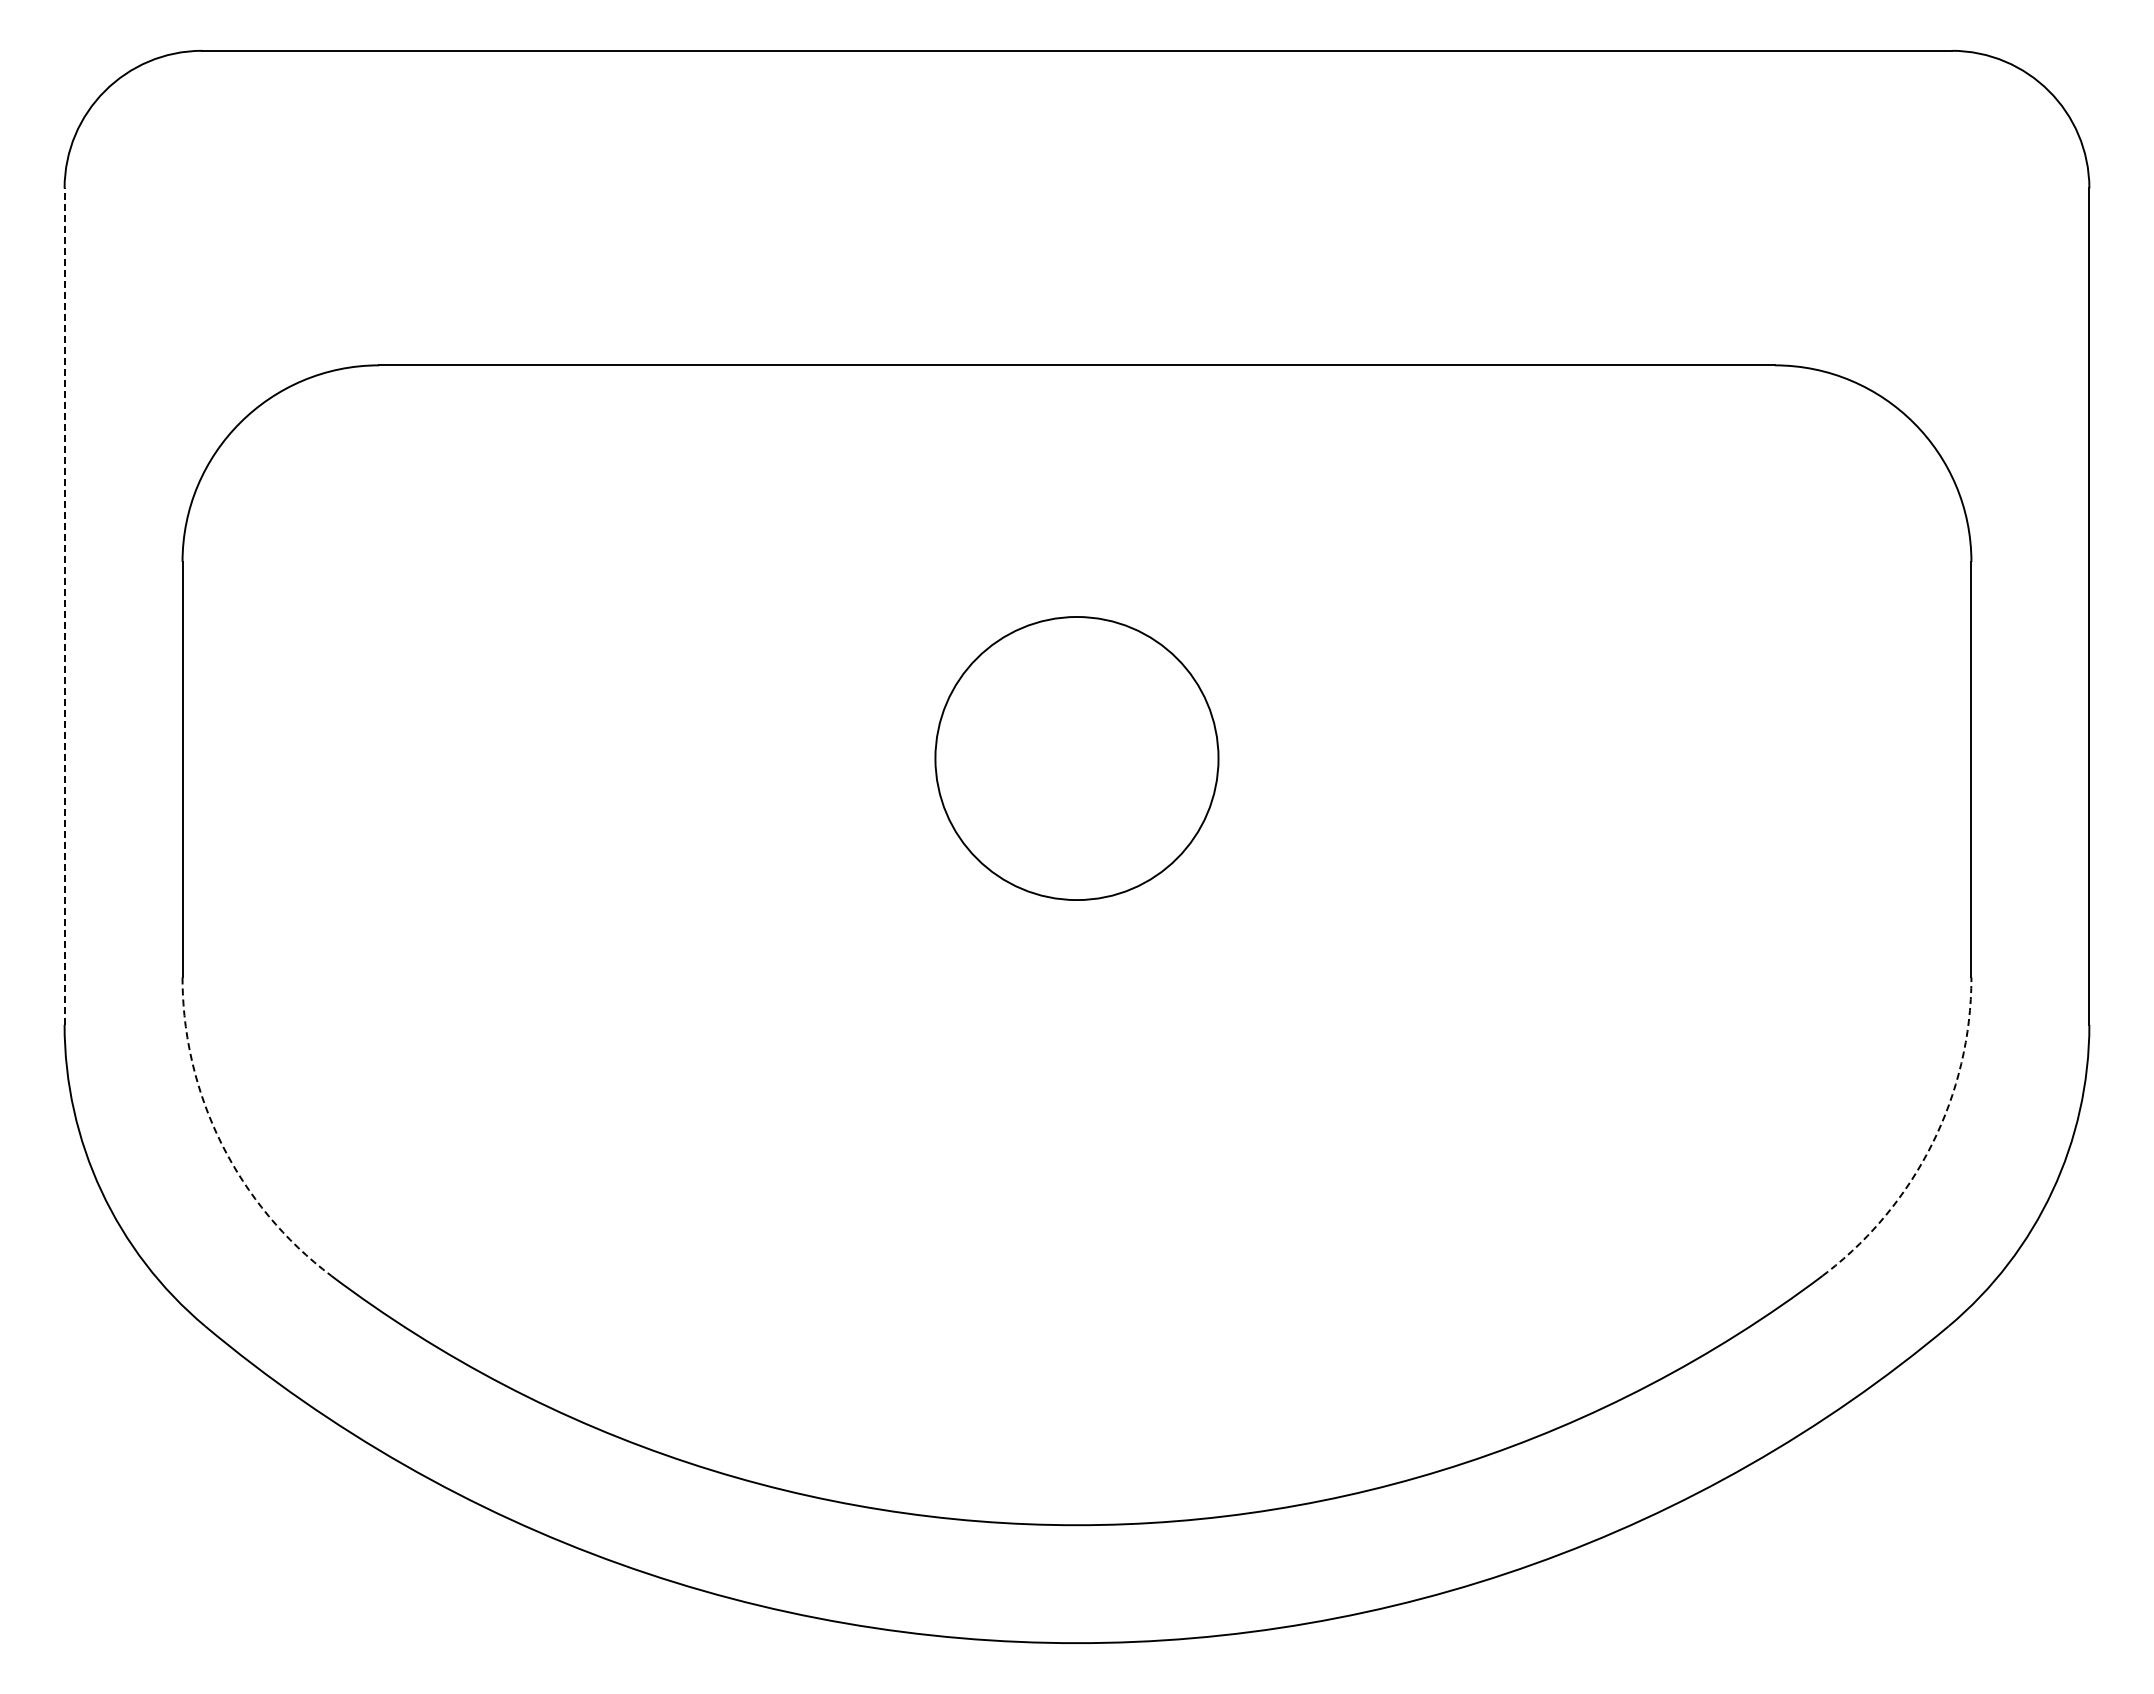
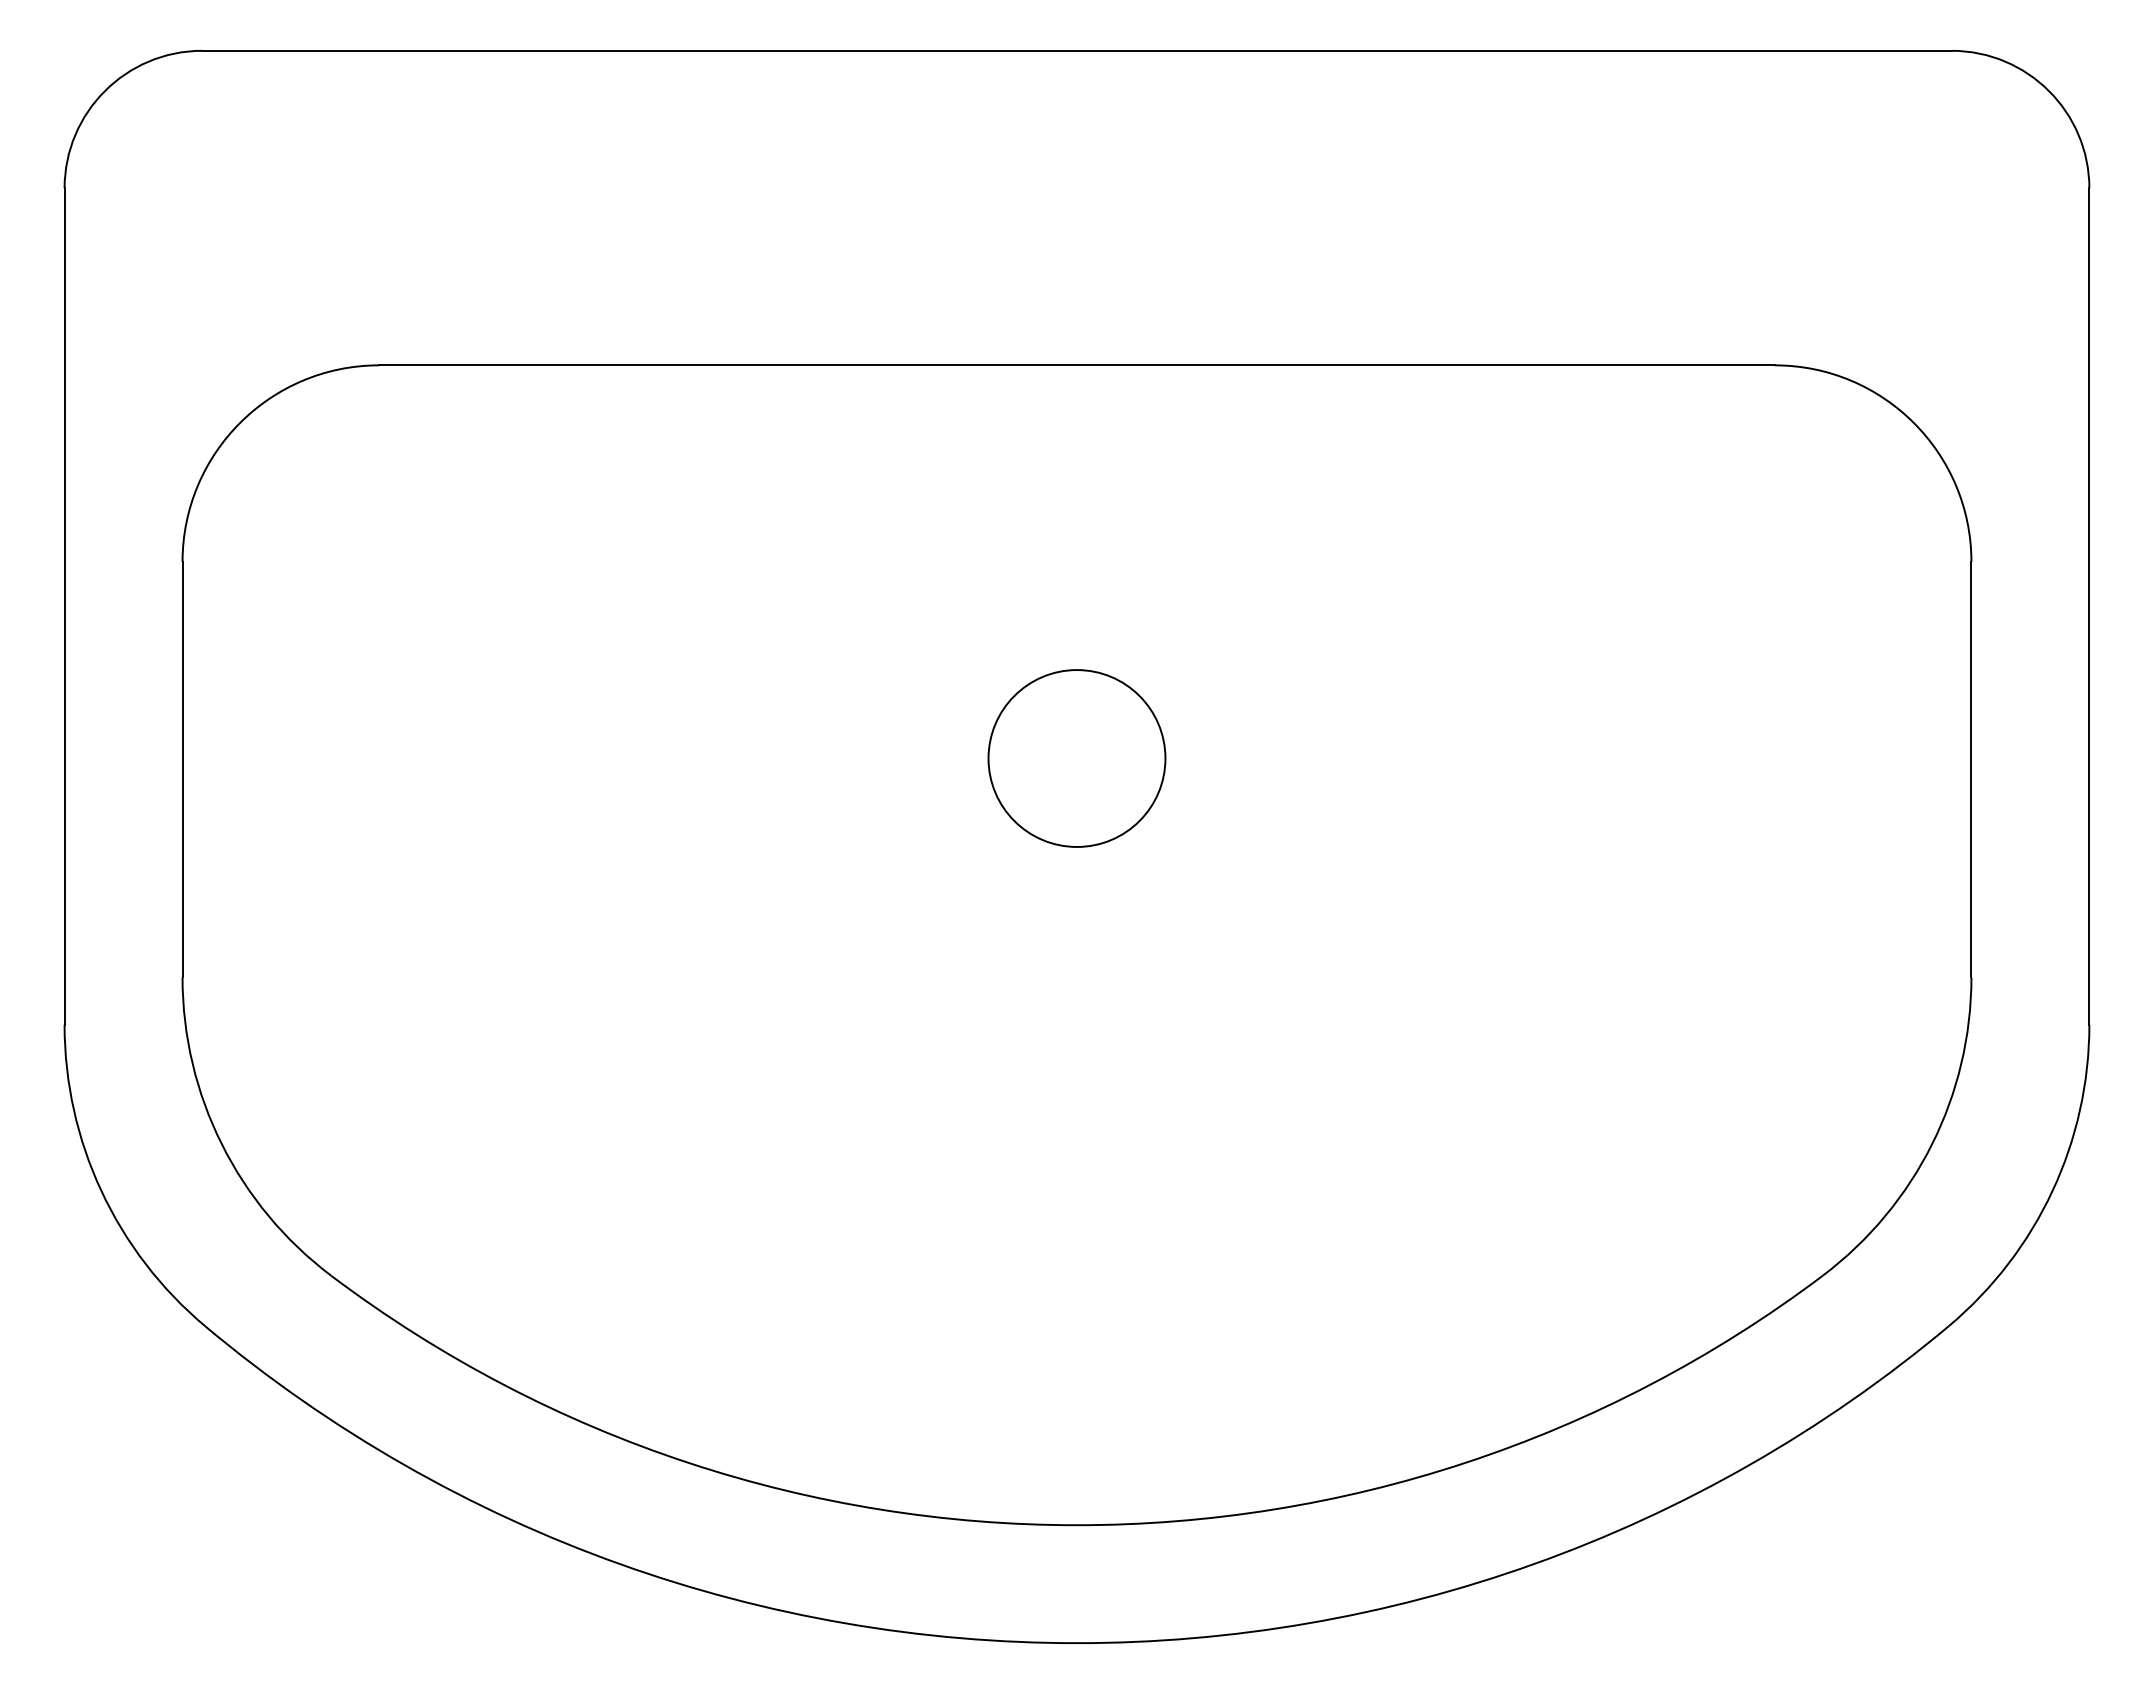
line: dashed -> solid (64, 606)
circle size: 286x285 px -> 180x179 px (1076, 758)
arc: dashed -> solid (221, 1144)
arc: dashed -> solid (1932, 1144)
